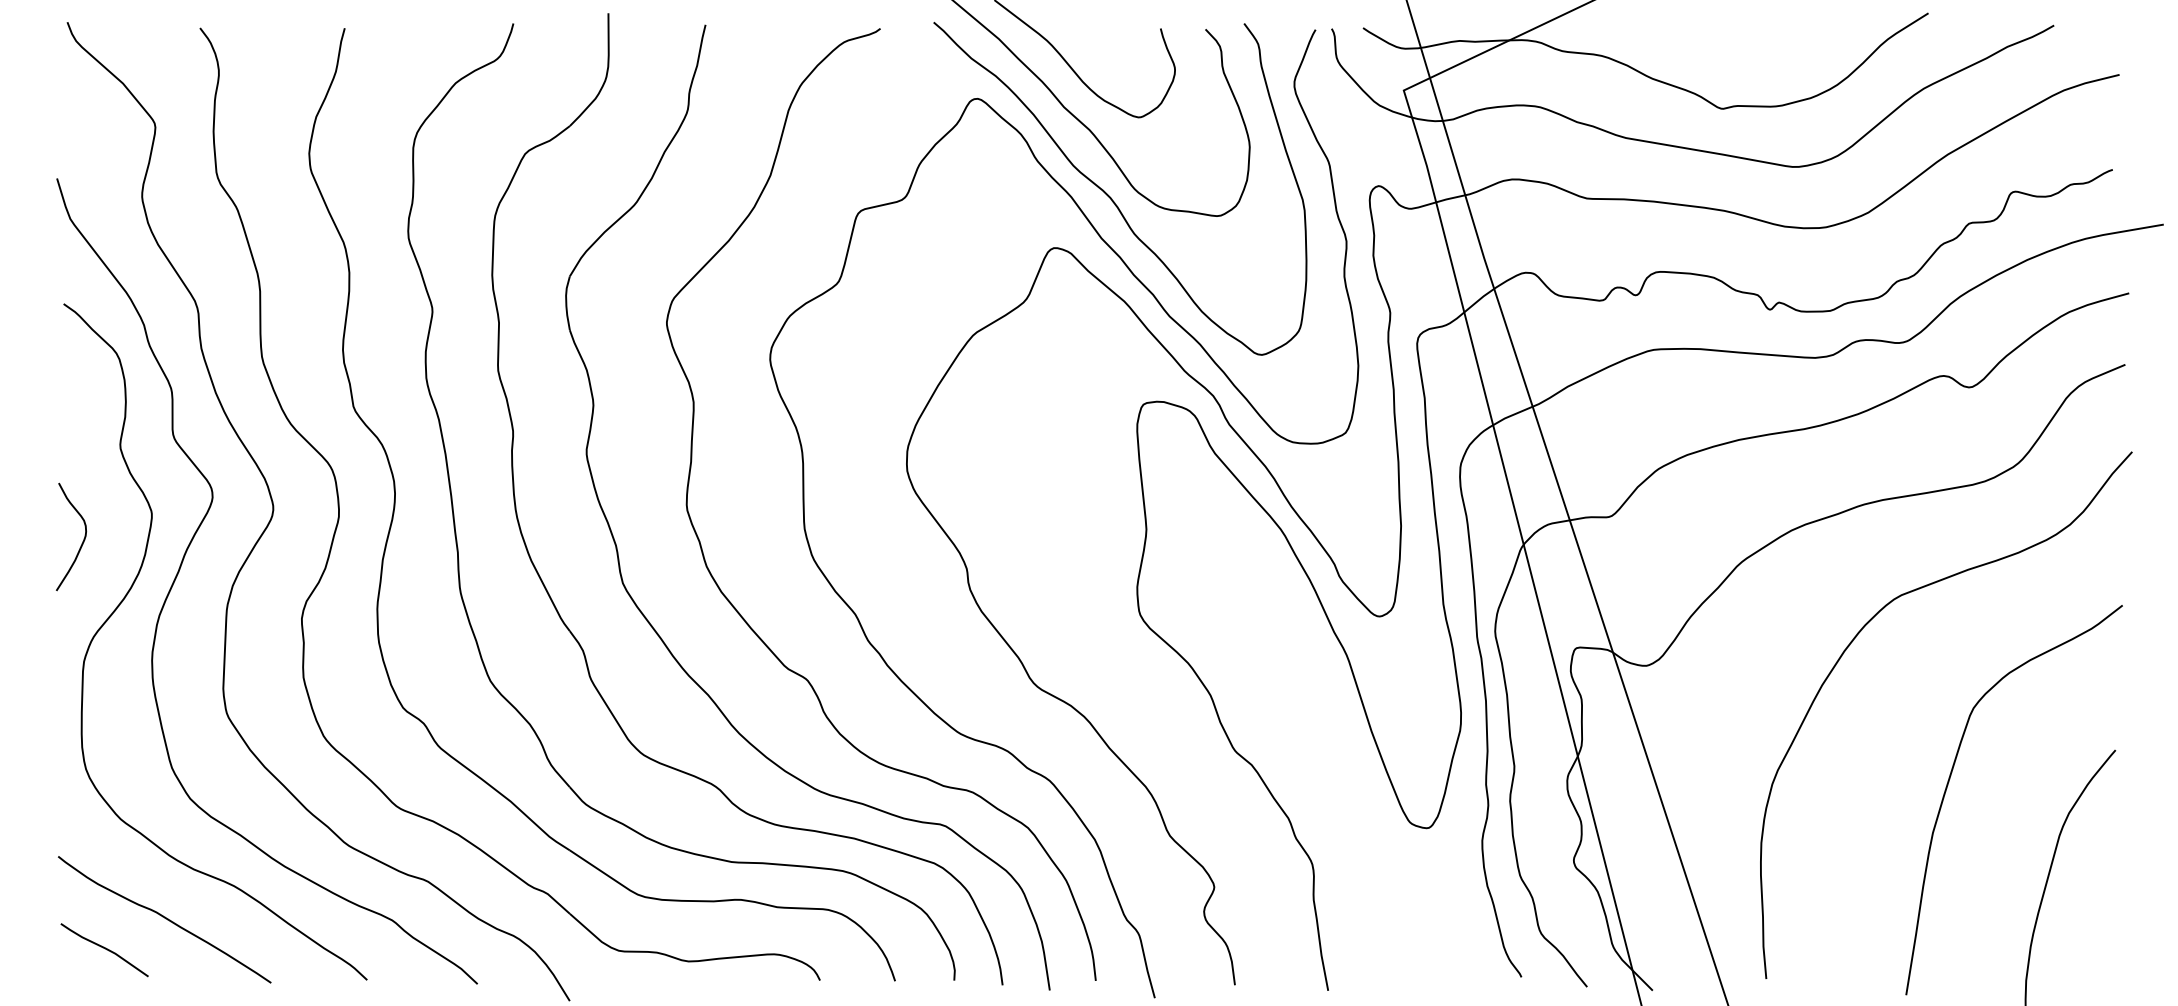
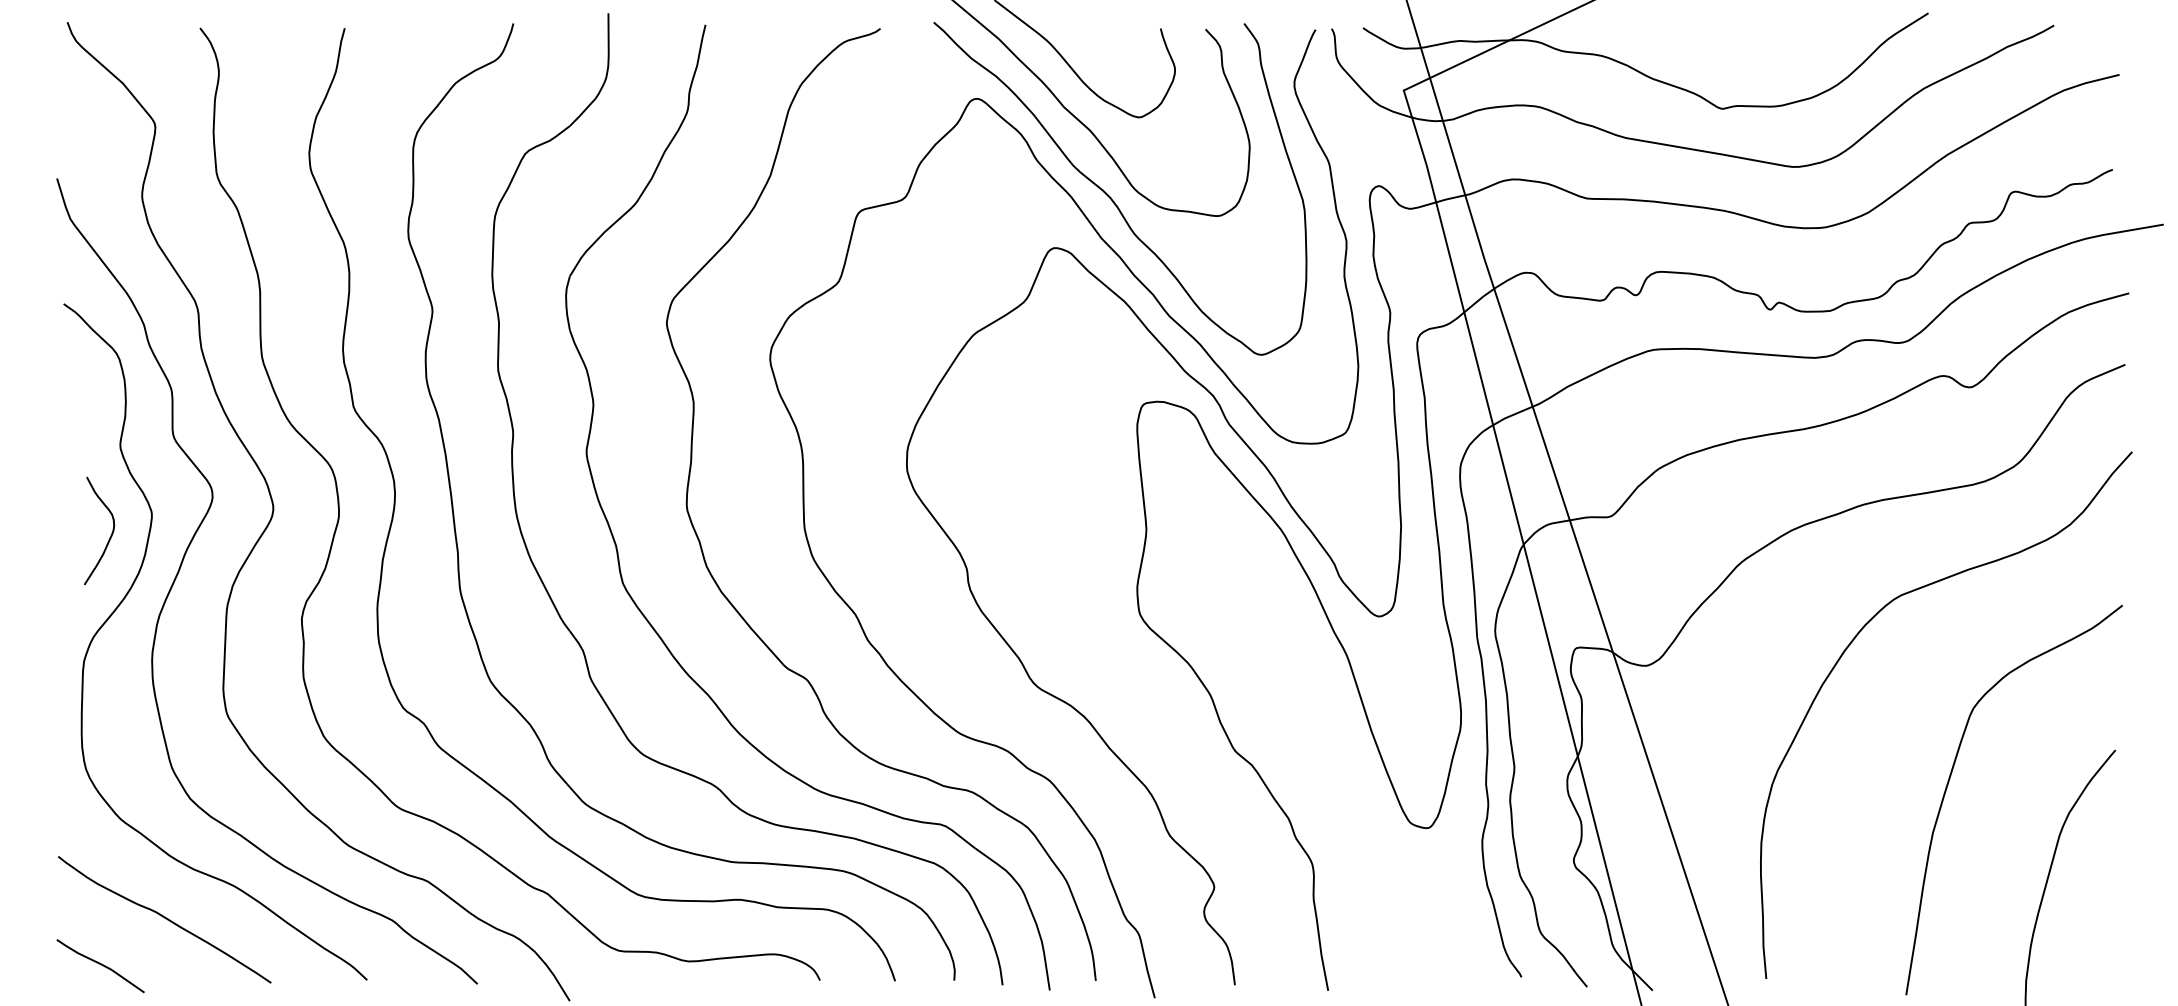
curve position: (82, 541) -> (110, 535) (110, 535)
curve position: (105, 949) -> (101, 965) (101, 965)
